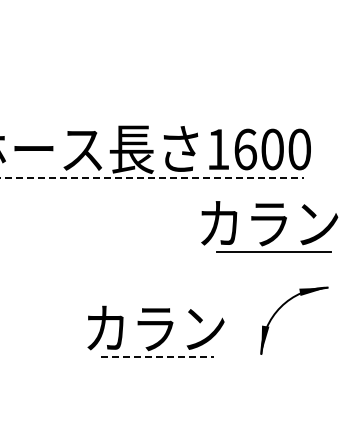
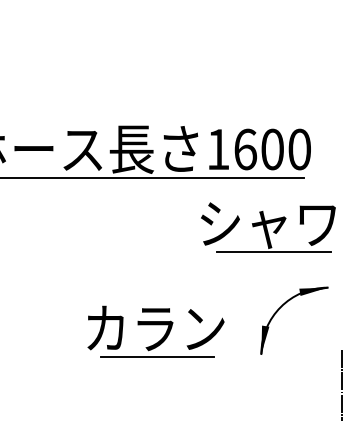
line: dashed -> solid (152, 177)
text: カラン -> シャワ (269, 224)
line: dashed -> solid (157, 357)
line: none -> present (341, 383)
